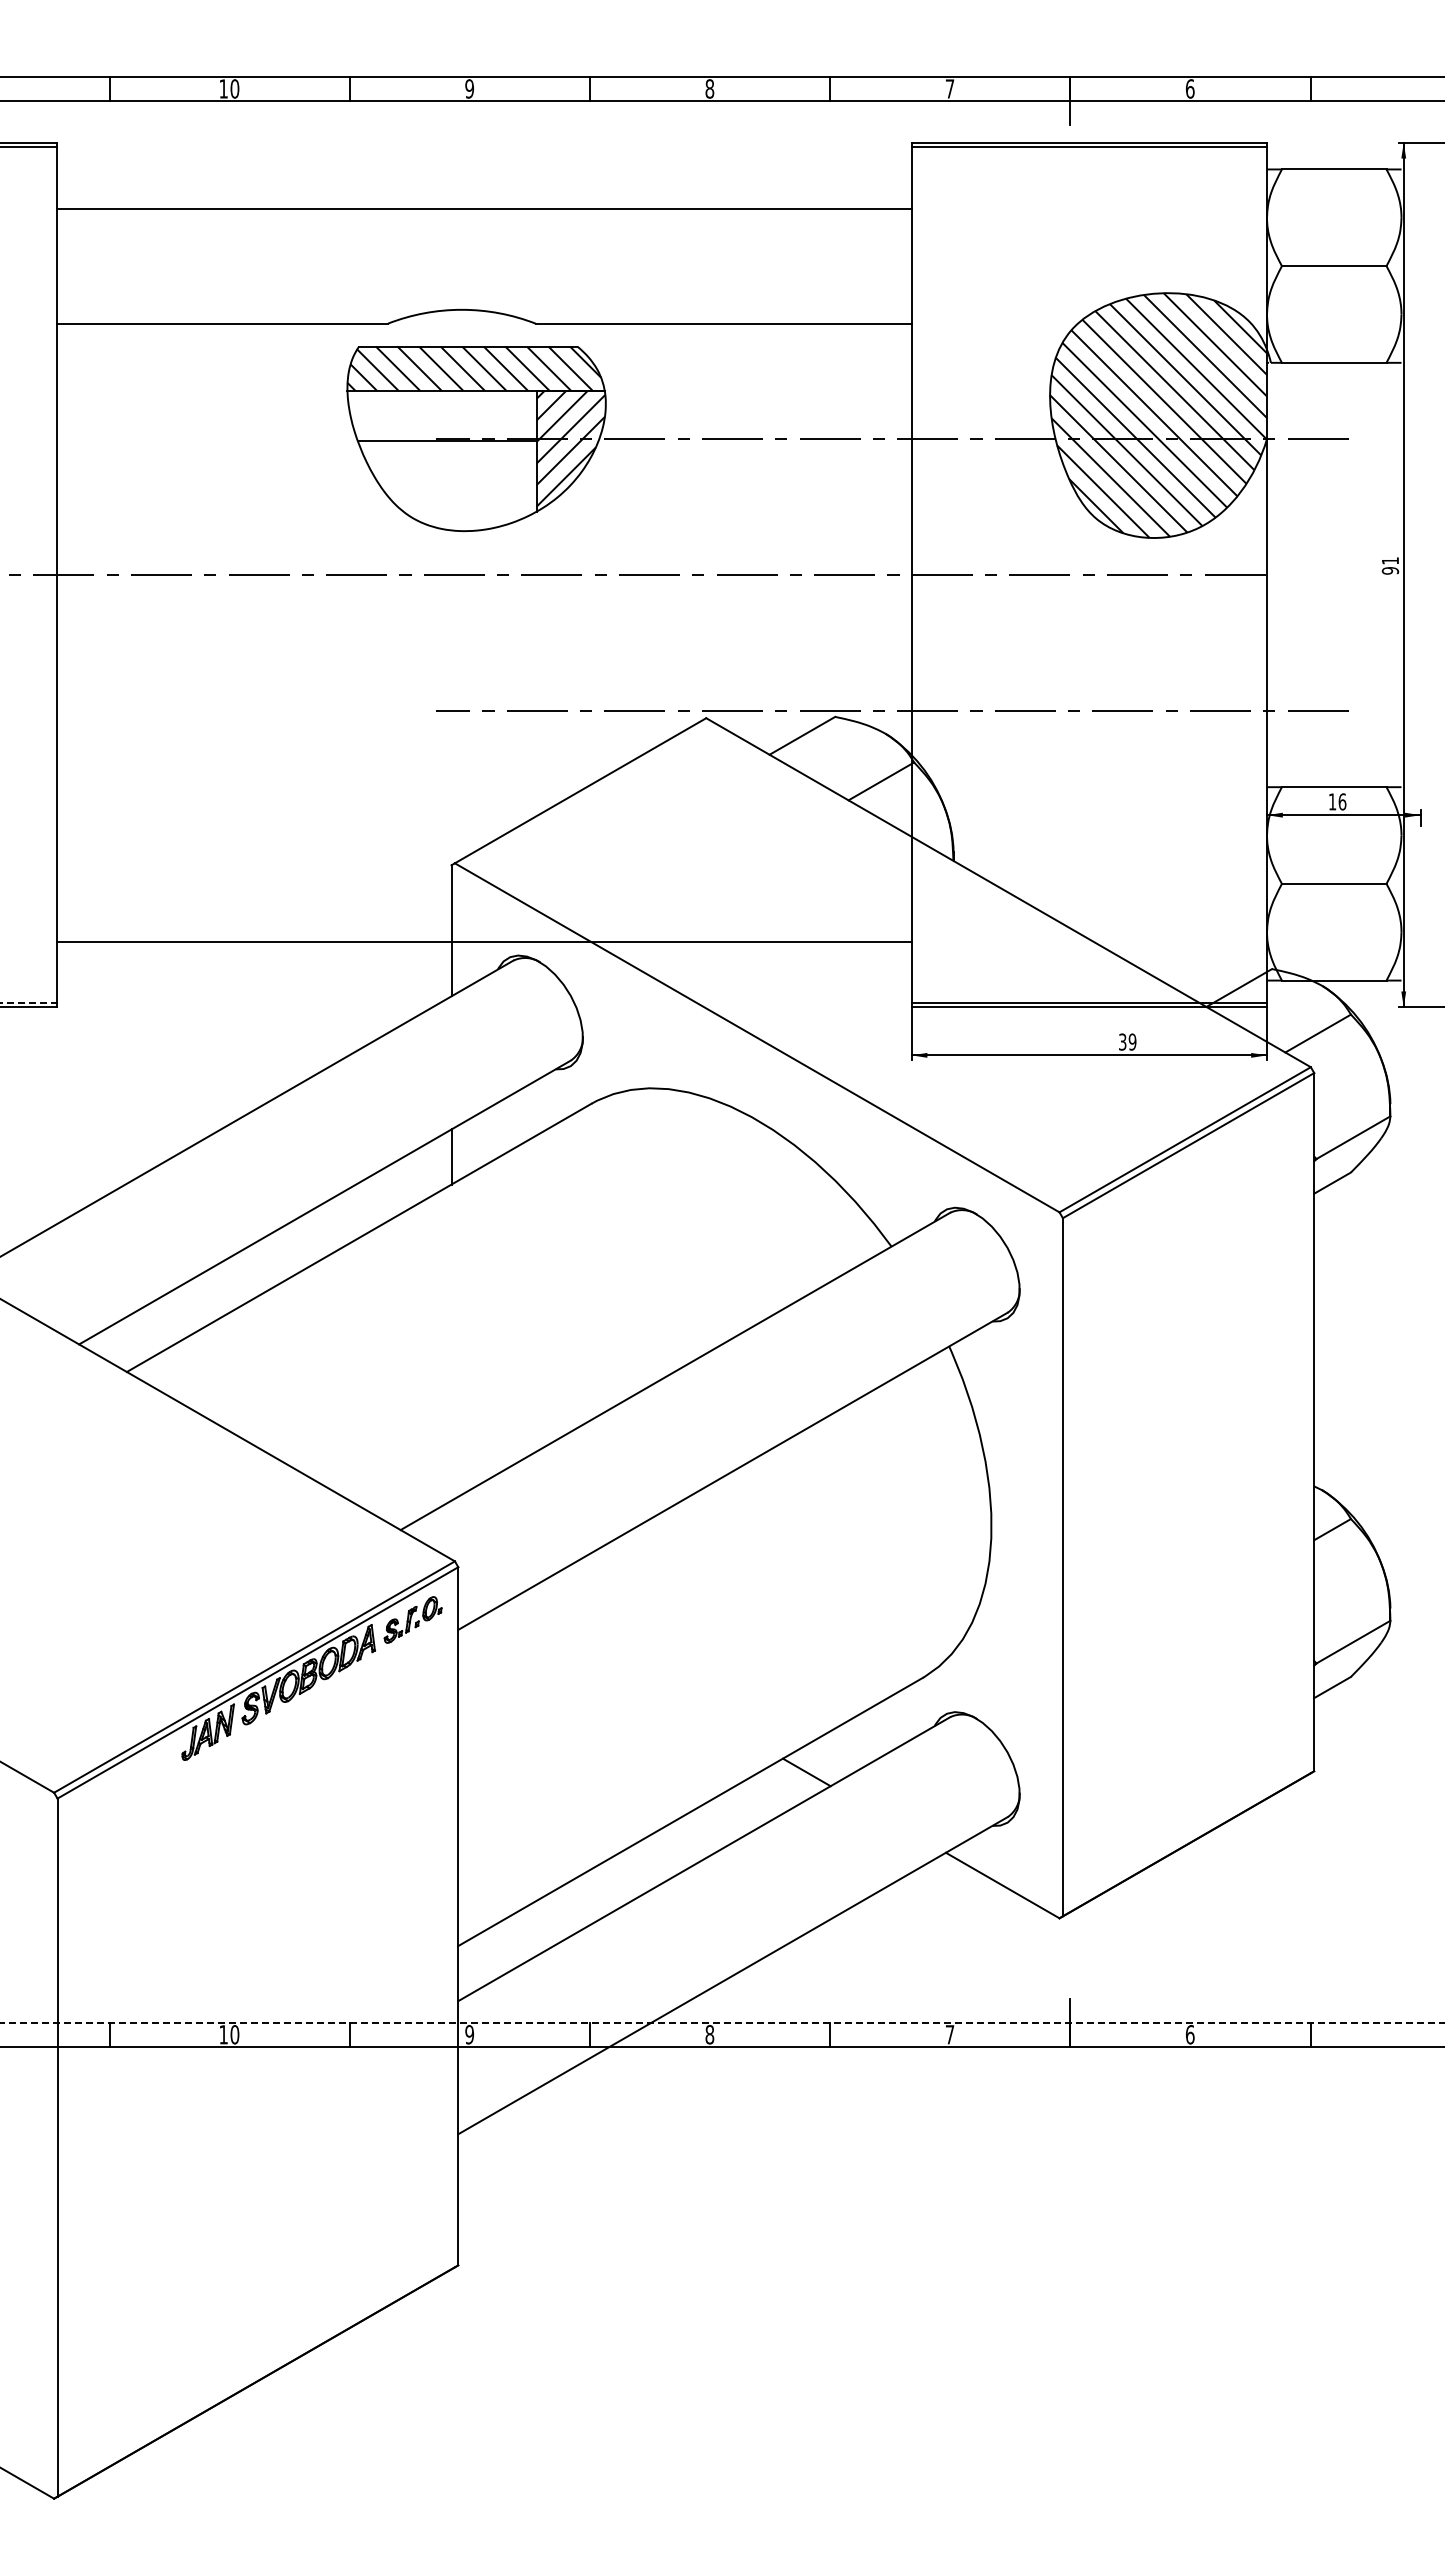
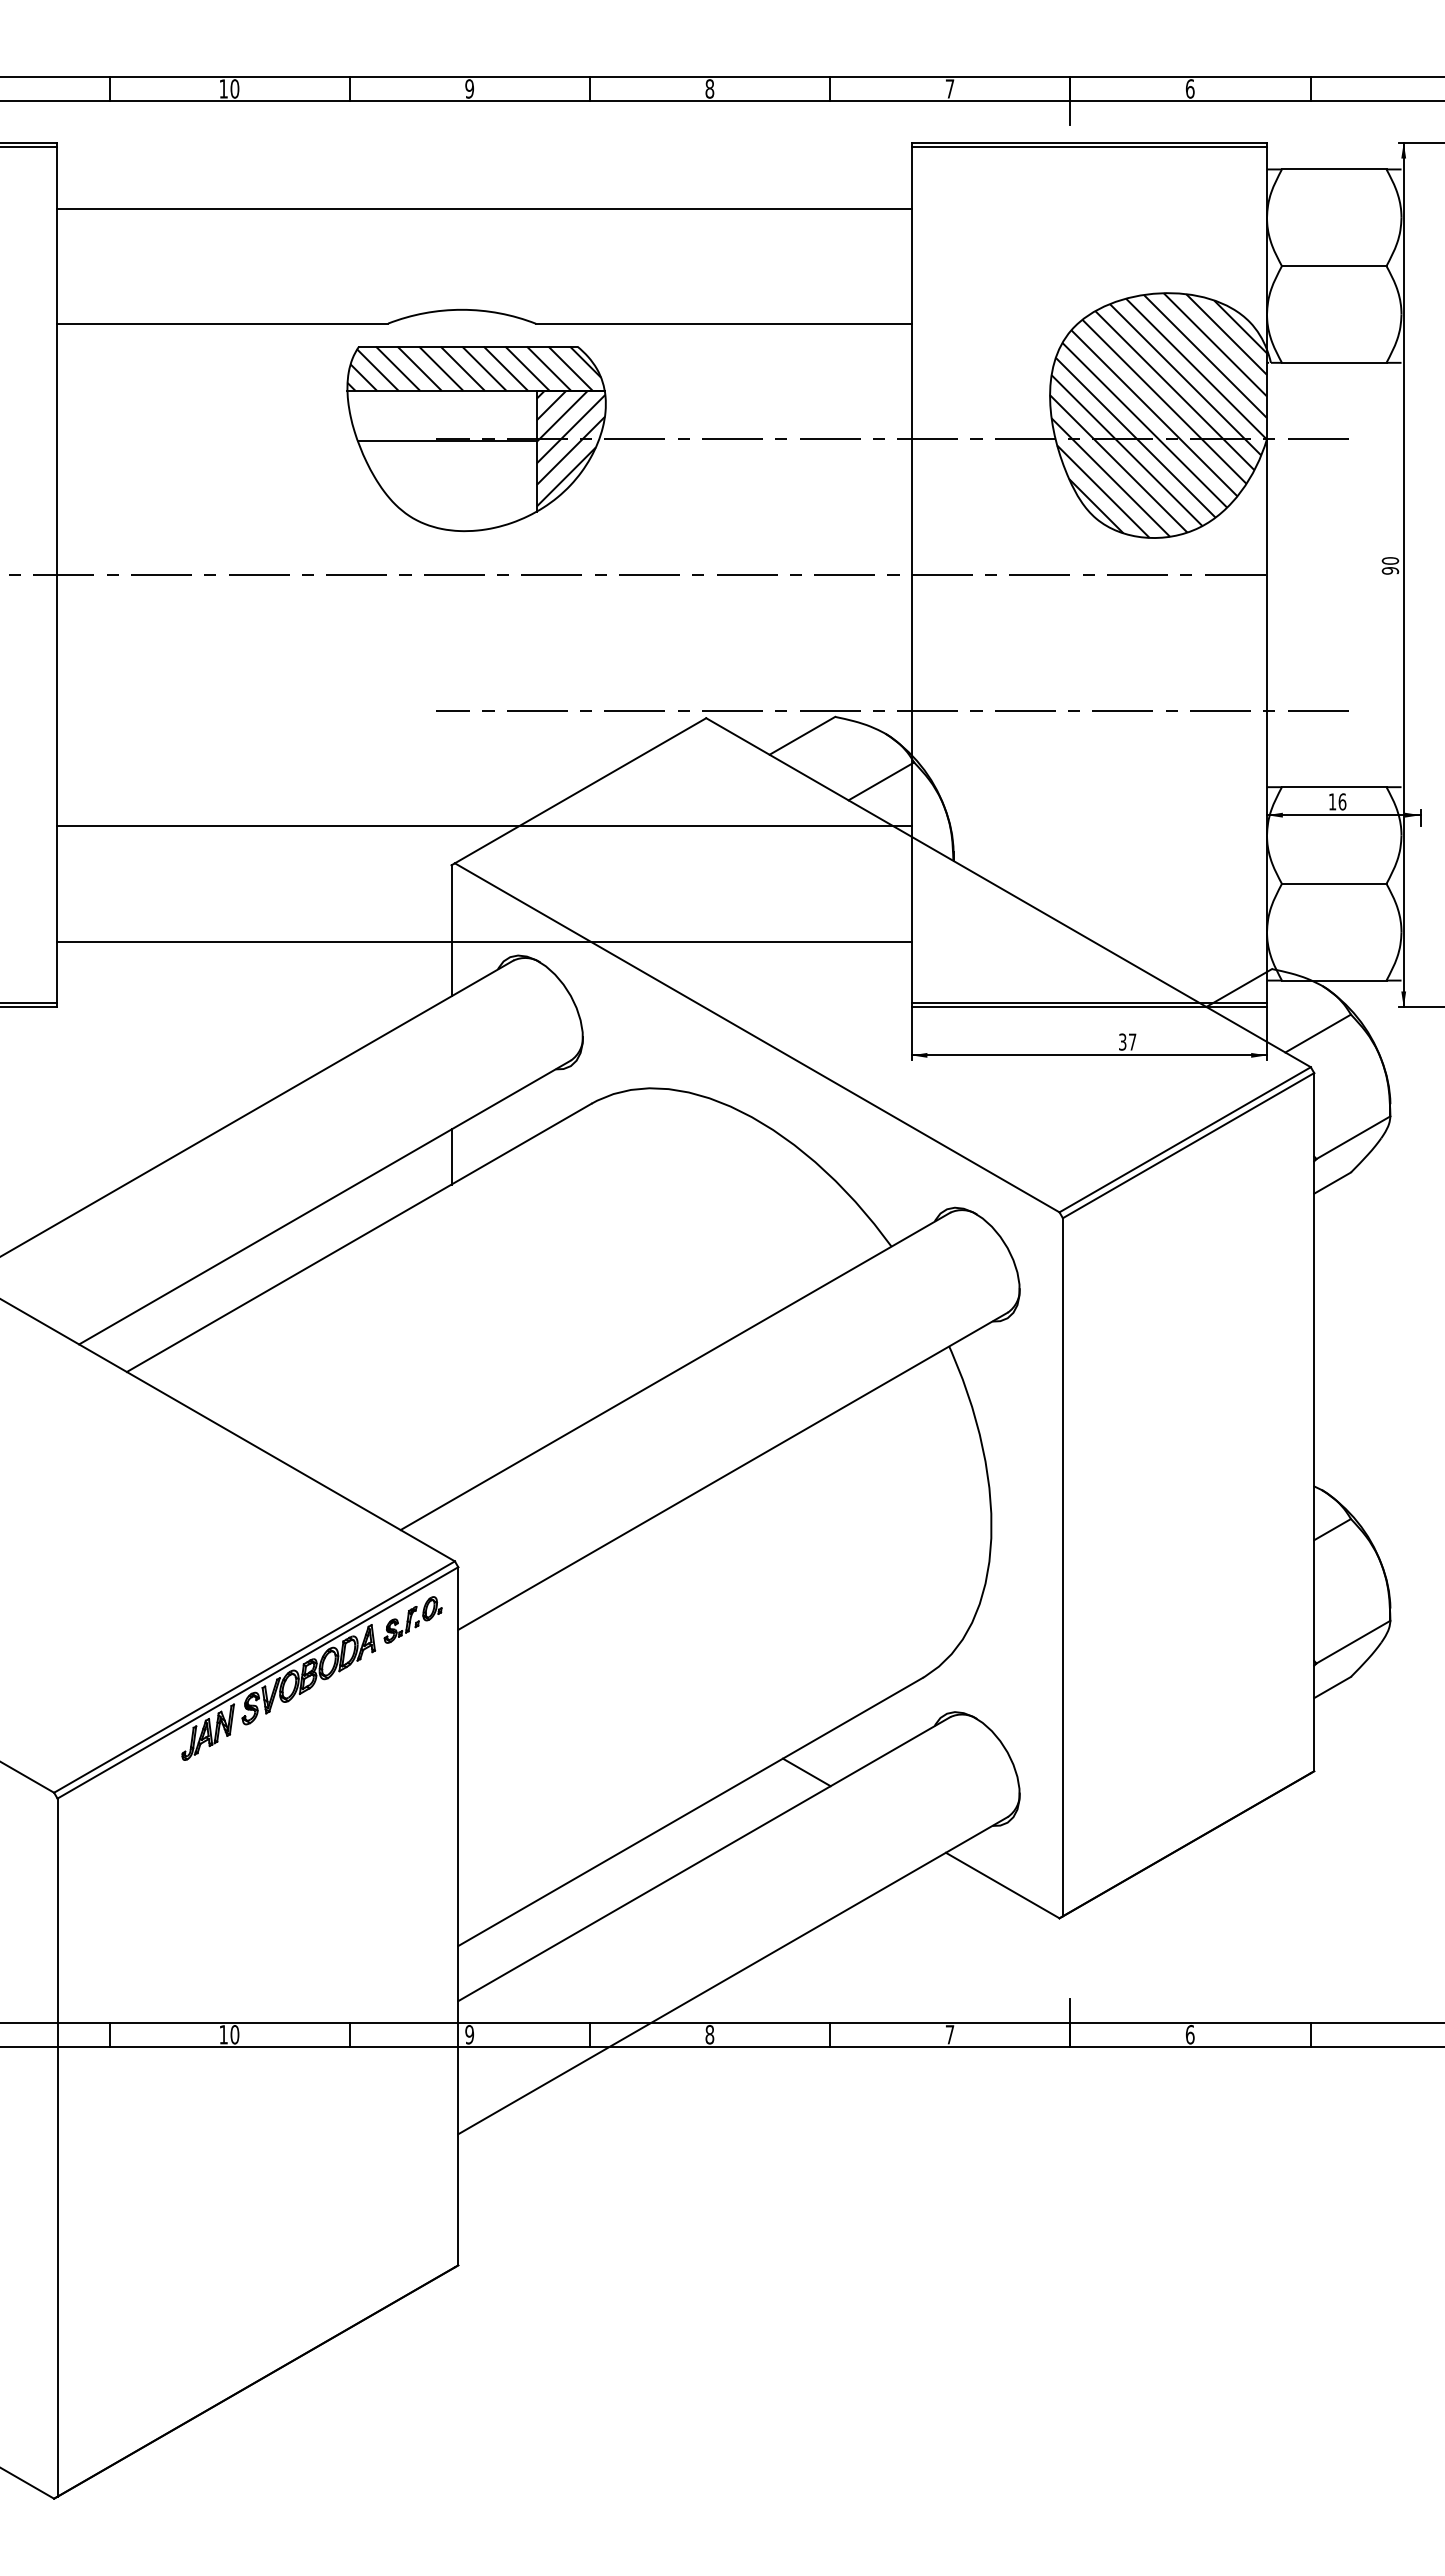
text: 91 -> 90 (1390, 560)
line: none -> present (483, 826)
line: dashed -> solid (28, 1002)
text: 39 -> 37 (1132, 1041)
line: dashed -> solid (722, 2022)
